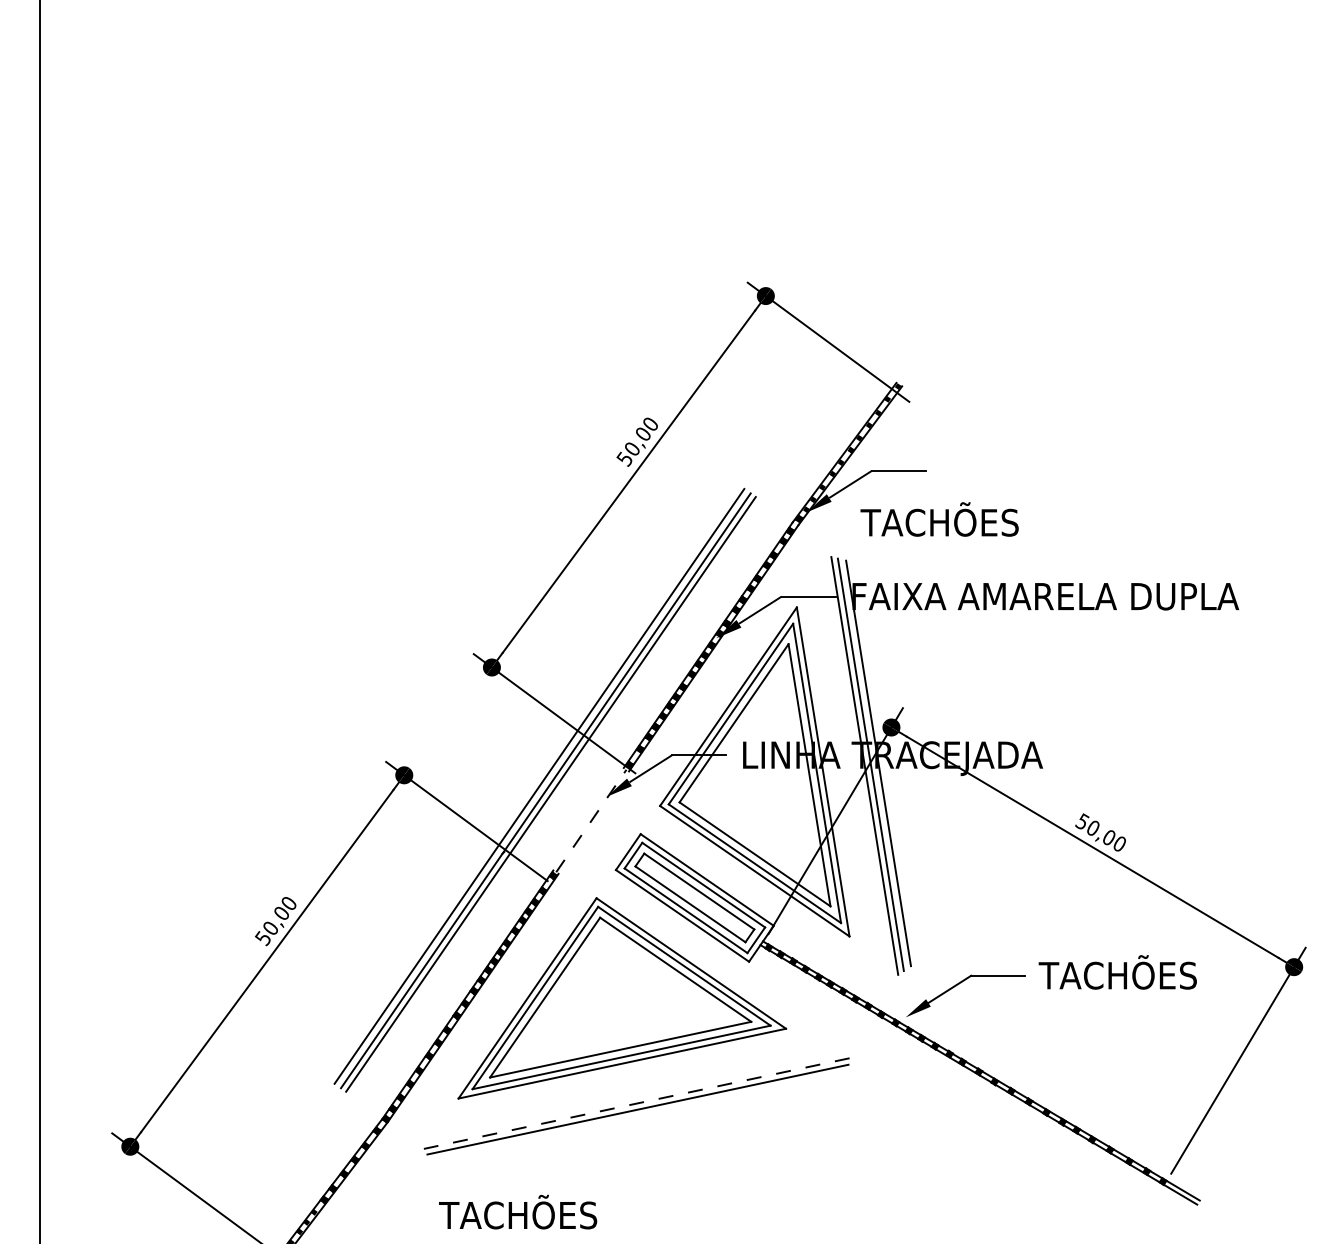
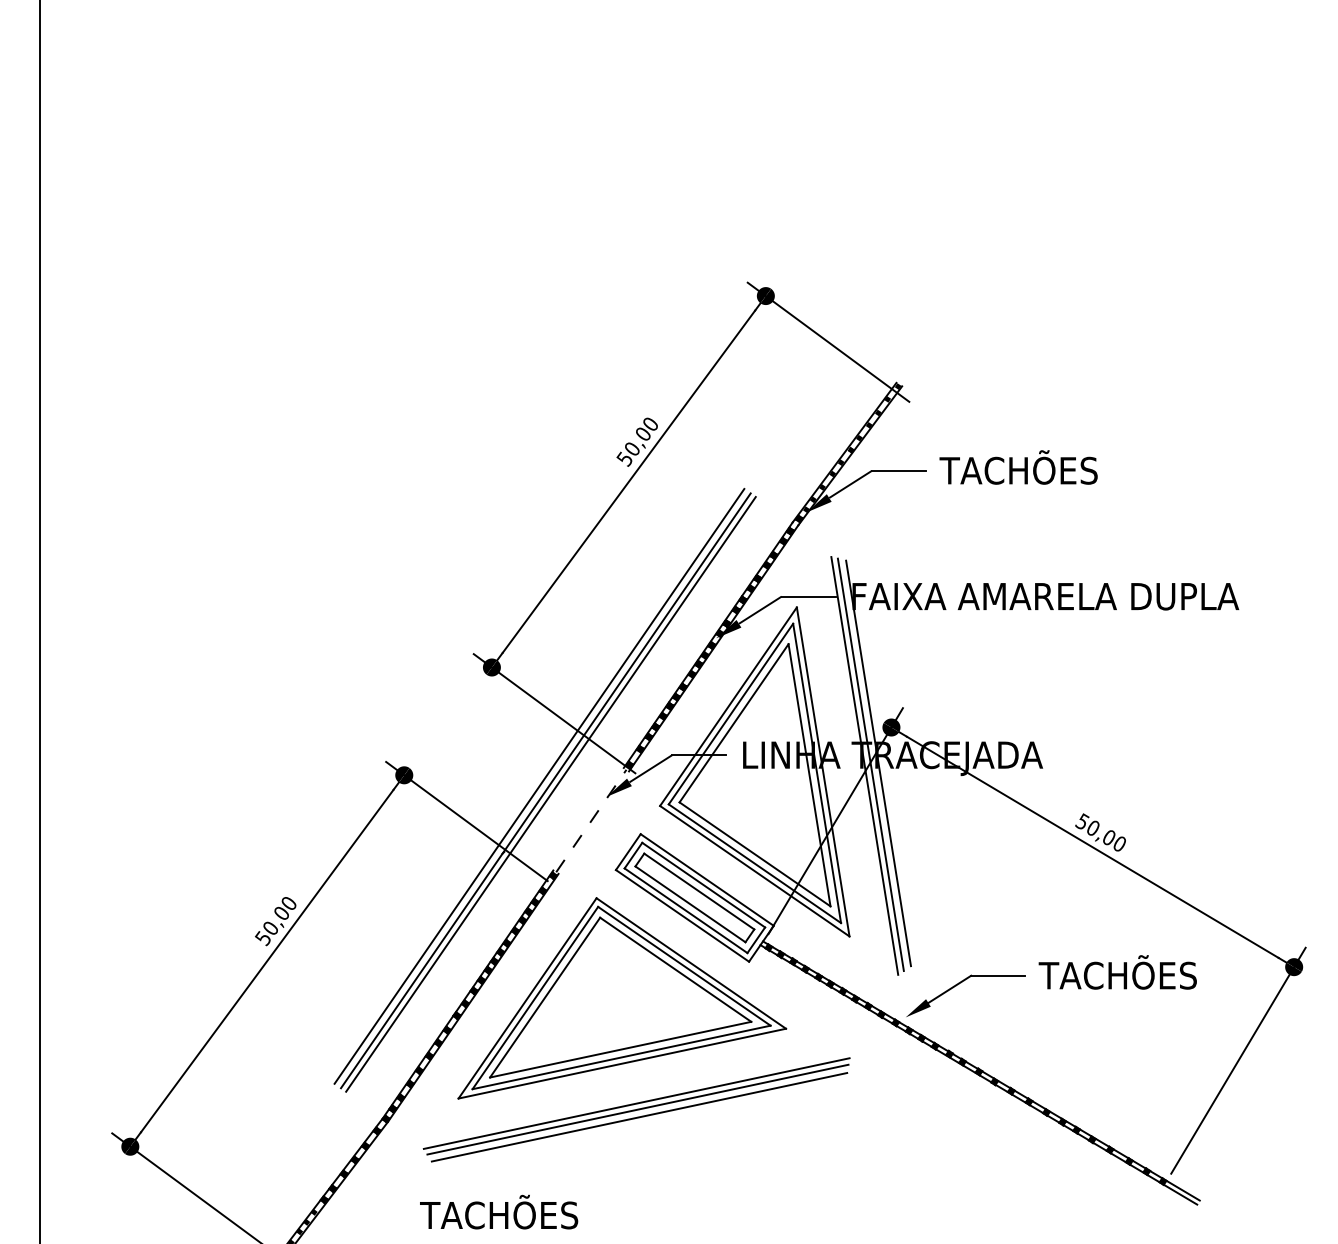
text position: (939, 519) -> (1018, 467) (1018, 467)
line: dashed -> solid (636, 1103)
line: none -> present (639, 1117)
text position: (518, 1211) -> (499, 1211) (499, 1211)
